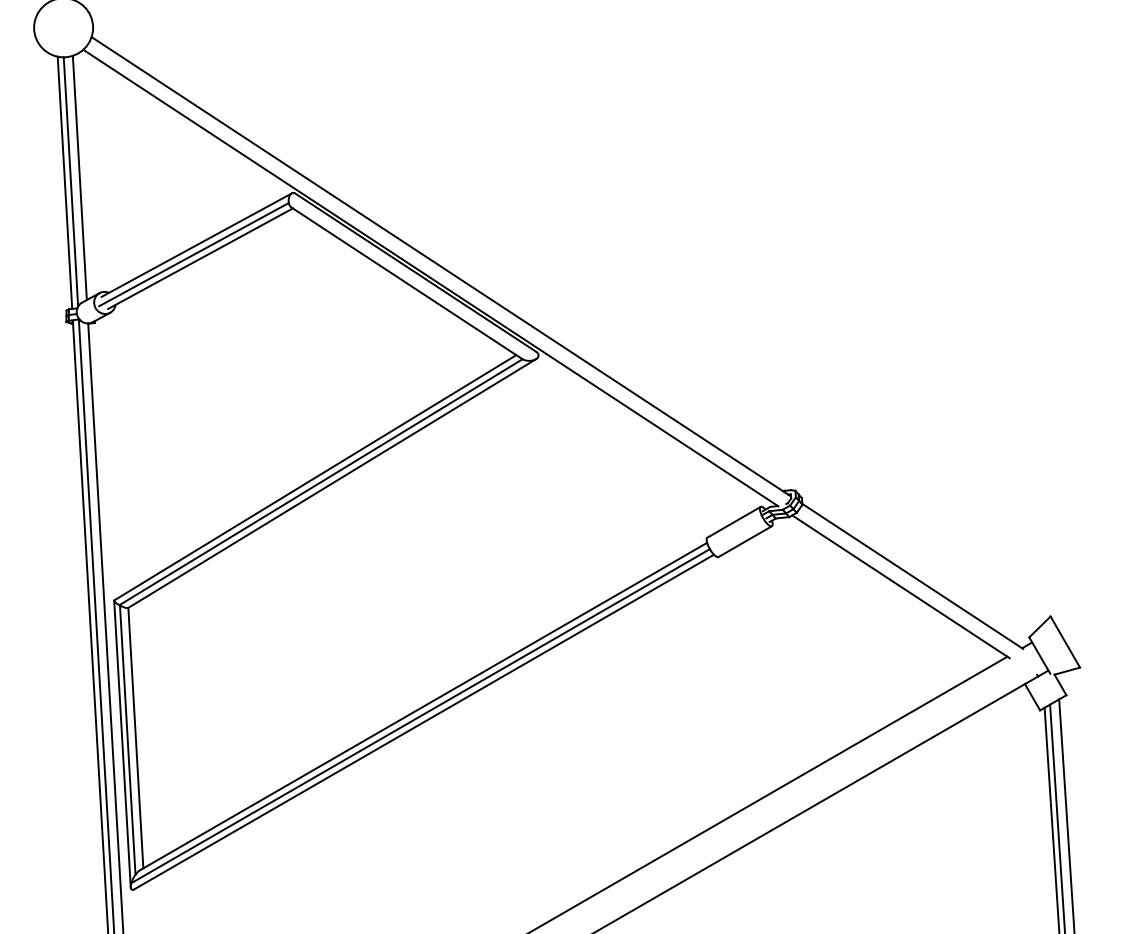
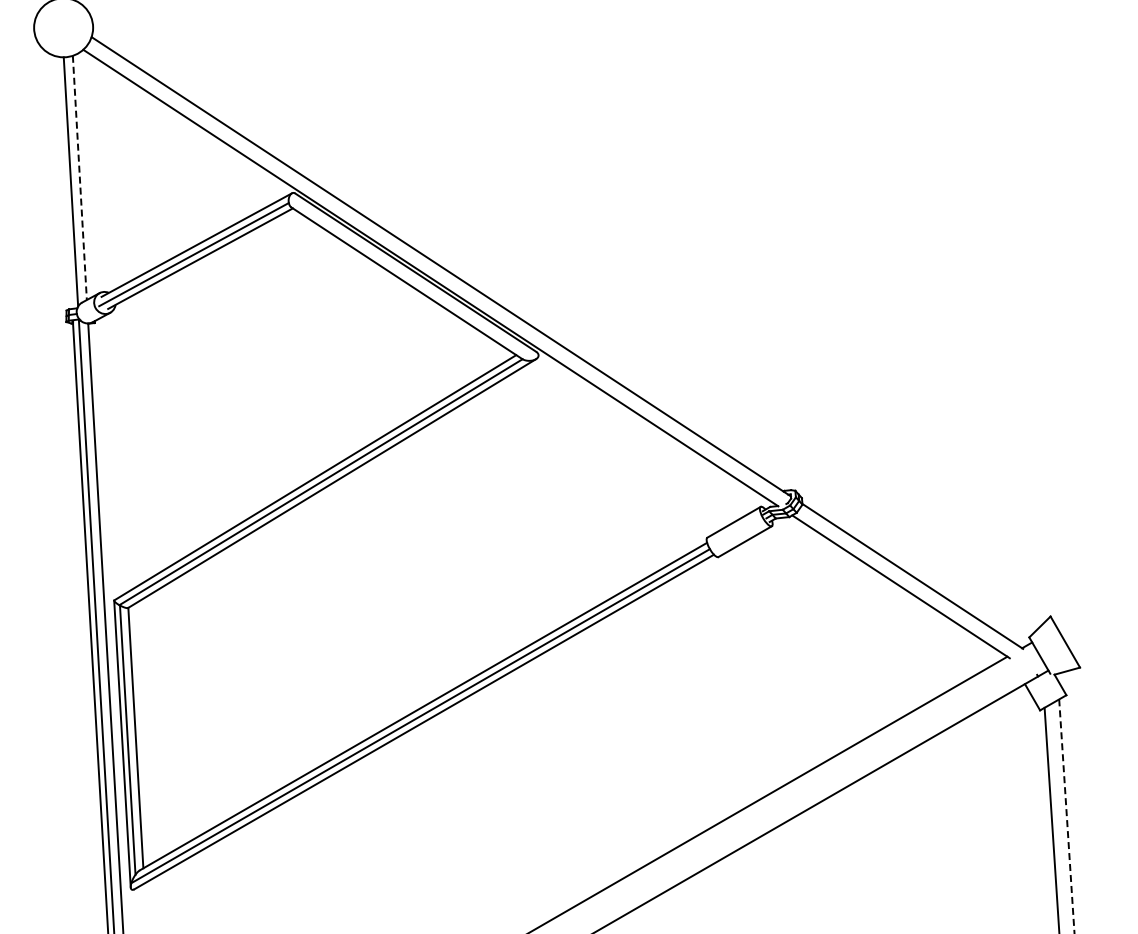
line: solid -> dashed (79, 178)
line: present -> none (64, 182)
line: present -> none (1057, 817)
line: solid -> dashed (1066, 817)
